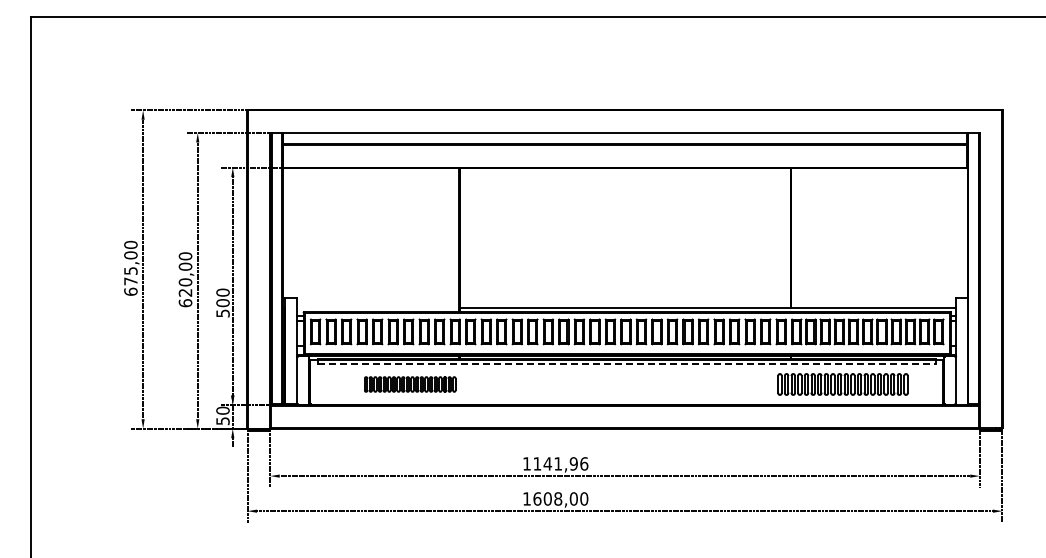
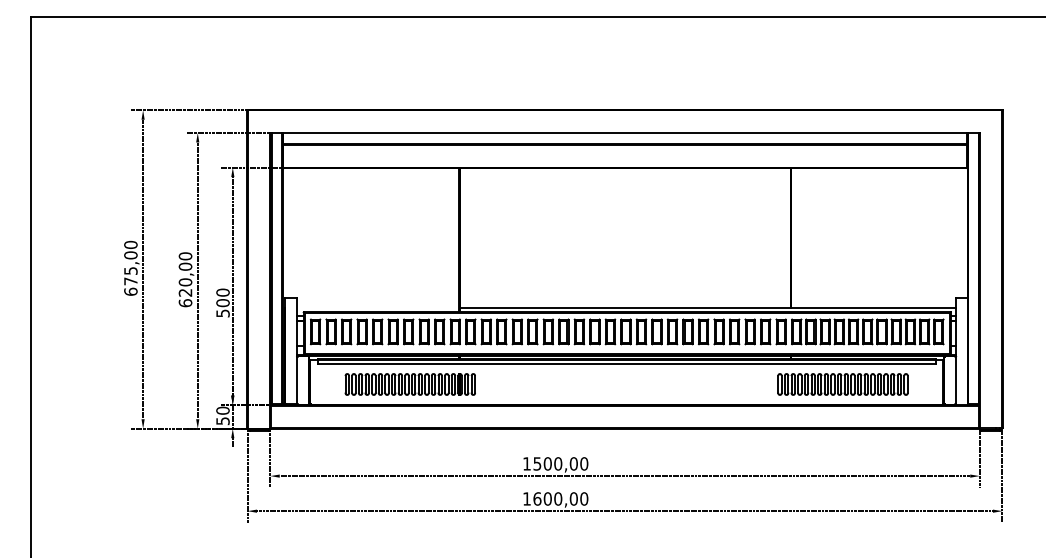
line: dashed -> solid (626, 364)
part size: 93x17 px -> 132x23 px (409, 384)
text: 1141,96 -> 1500,00 (560, 463)
text: 1608,00 -> 1600,00 (558, 498)
